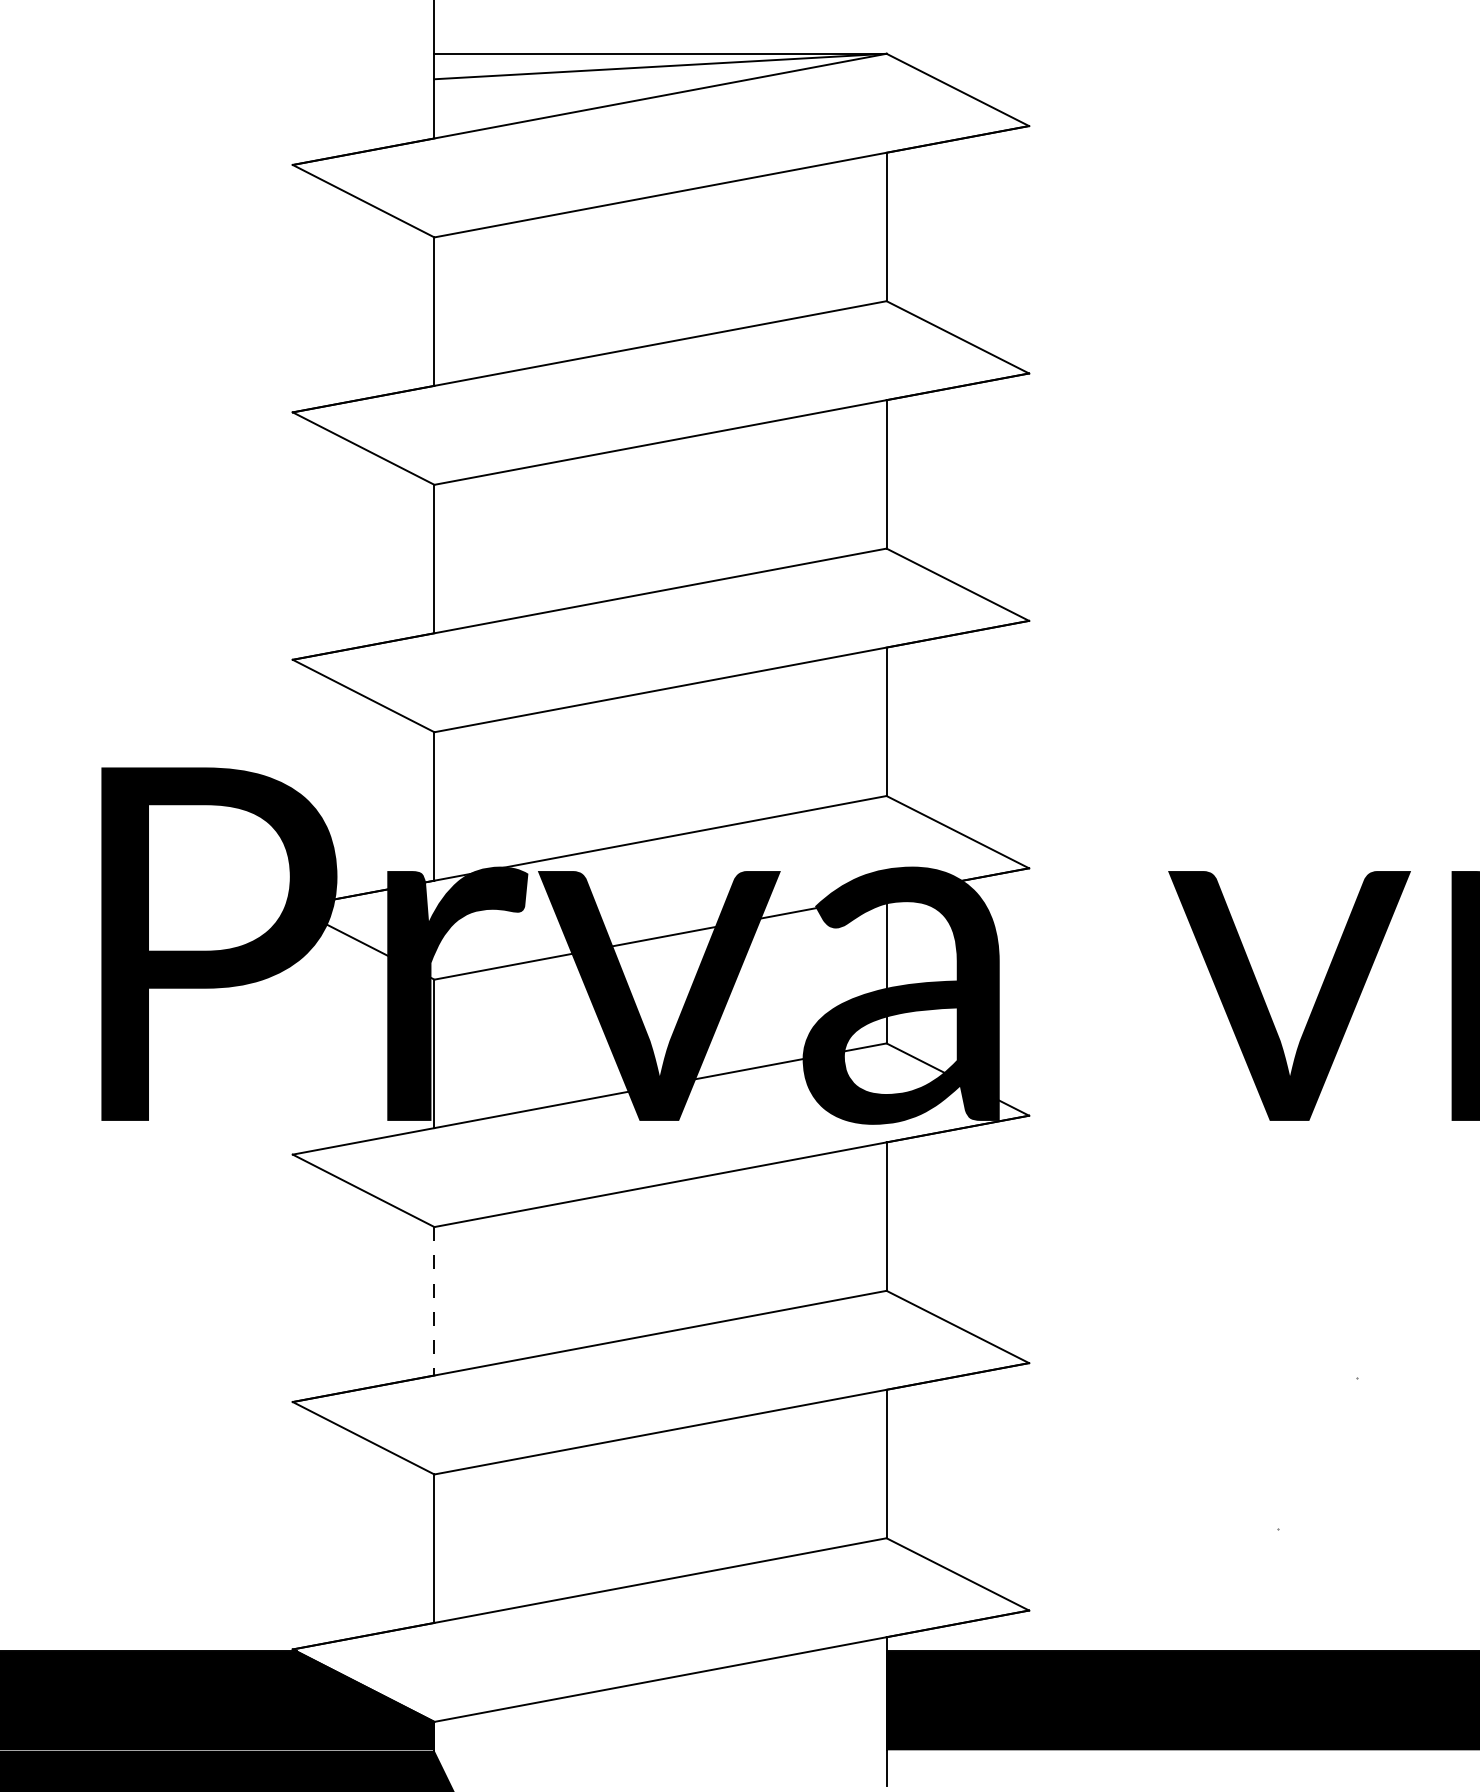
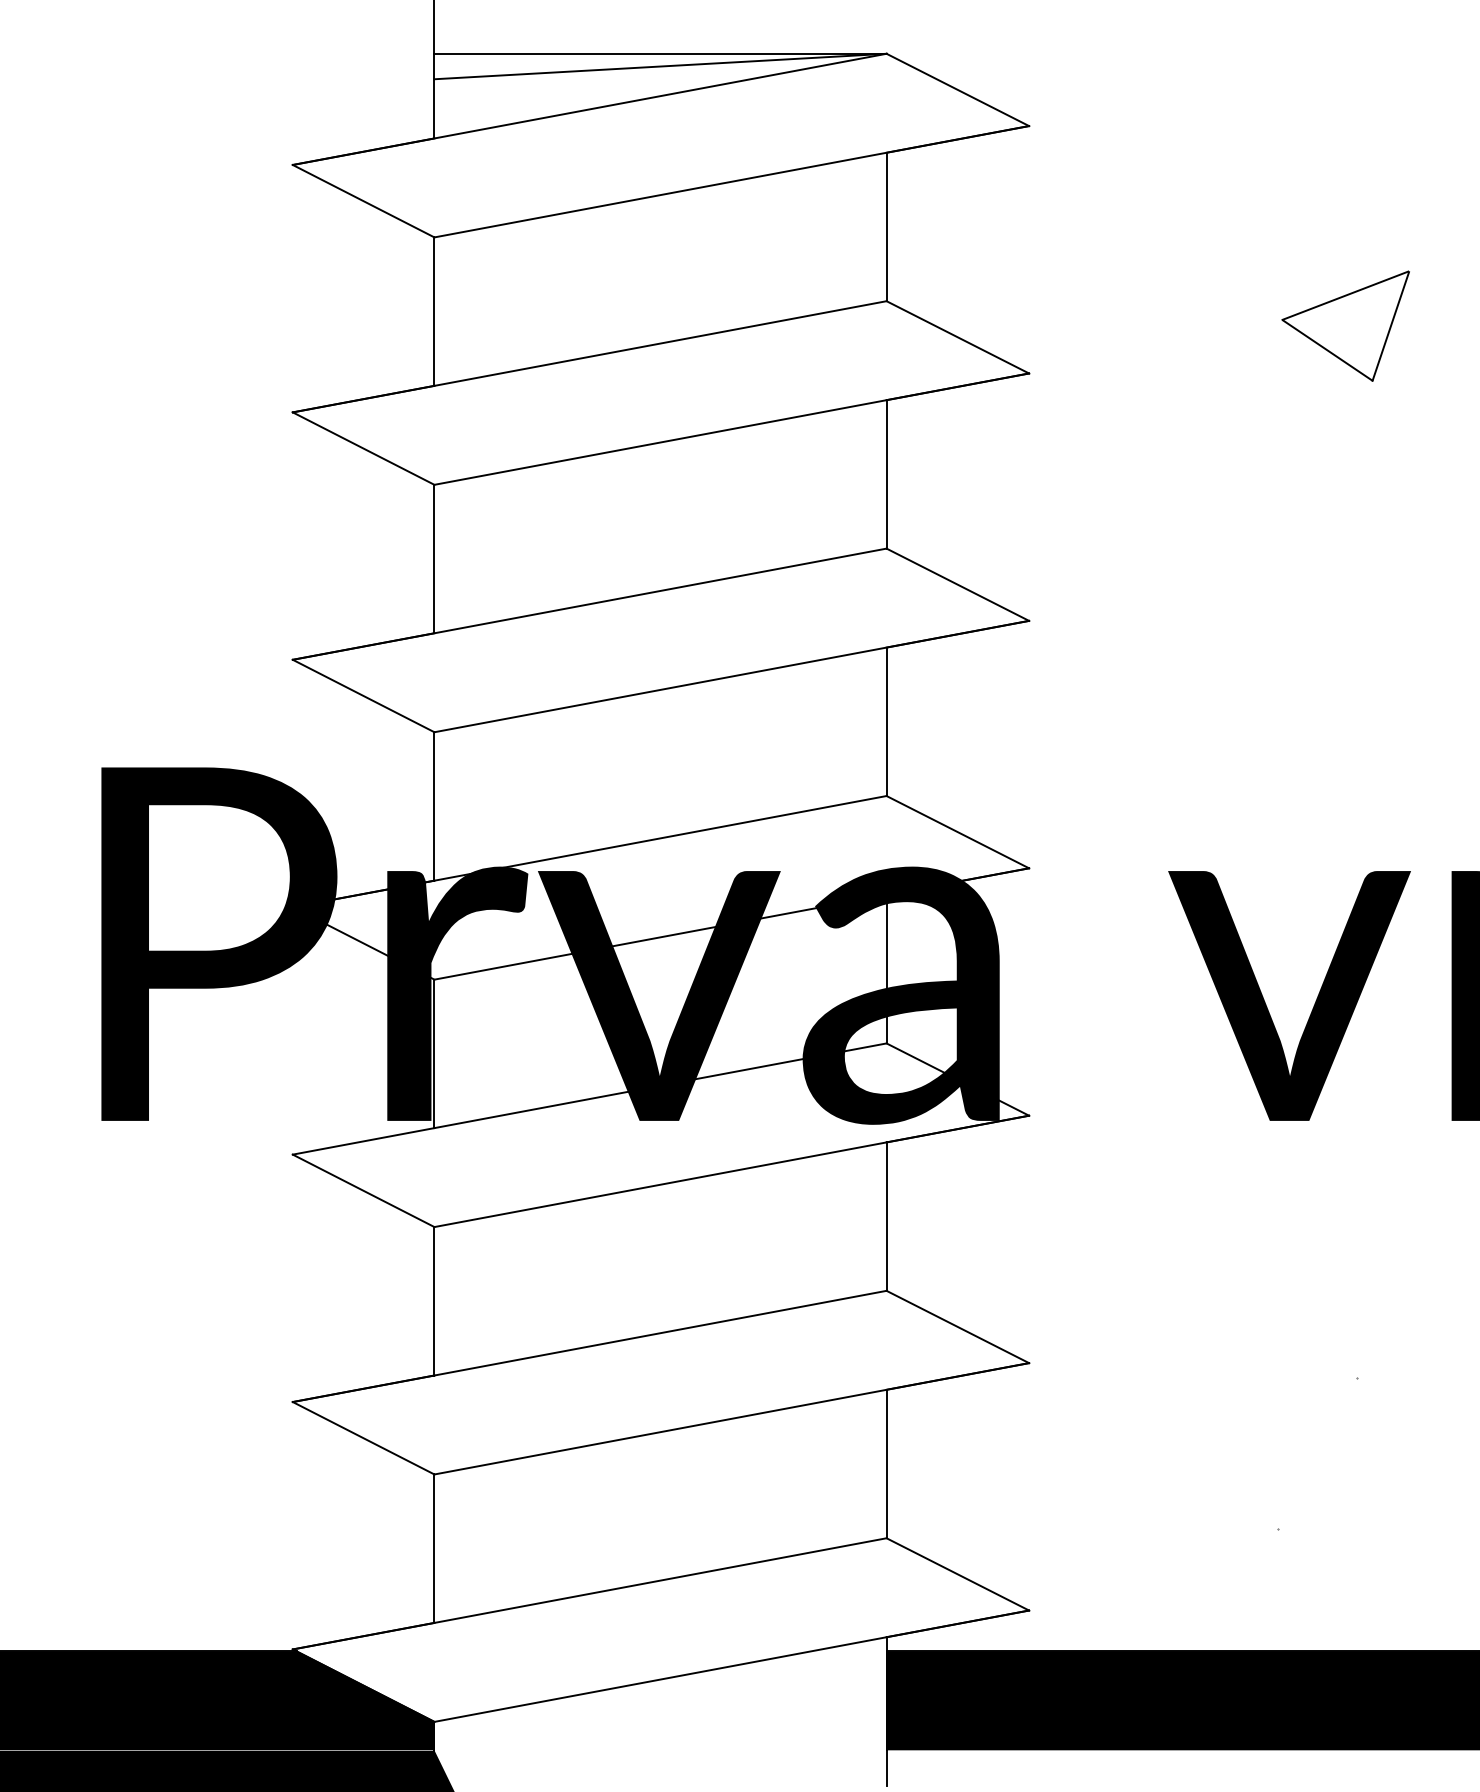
part: none -> present (1345, 325)
line: dashed -> solid (434, 1301)
